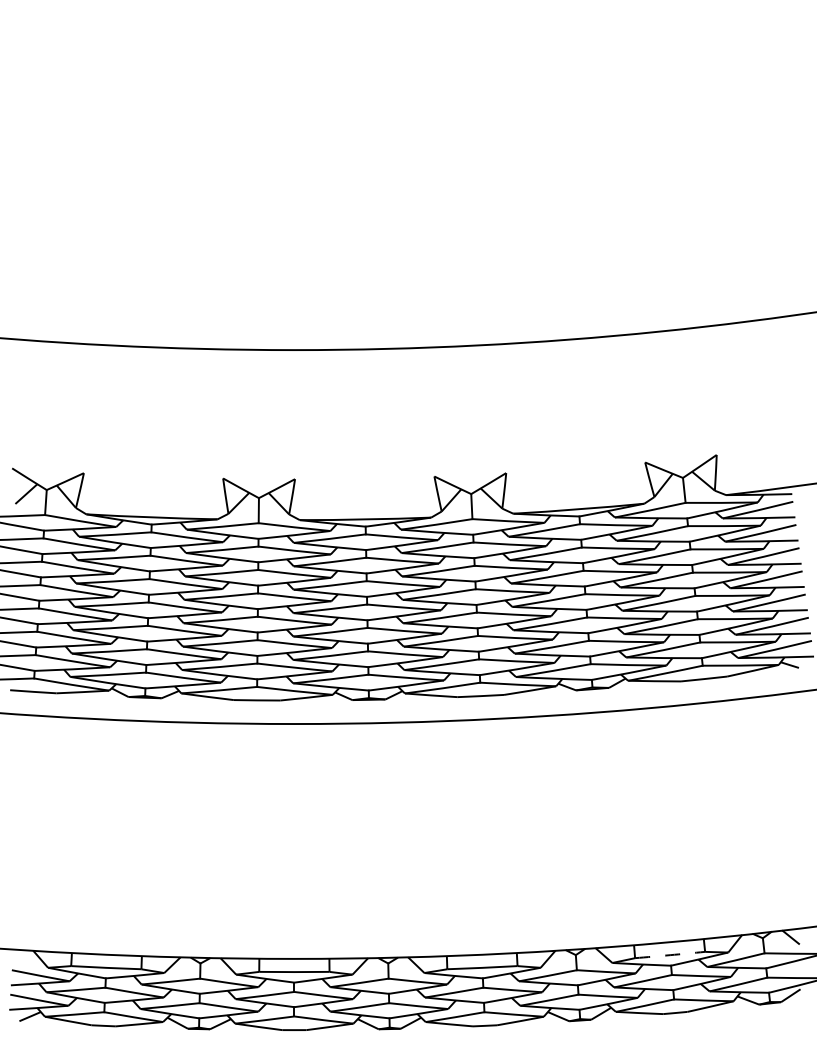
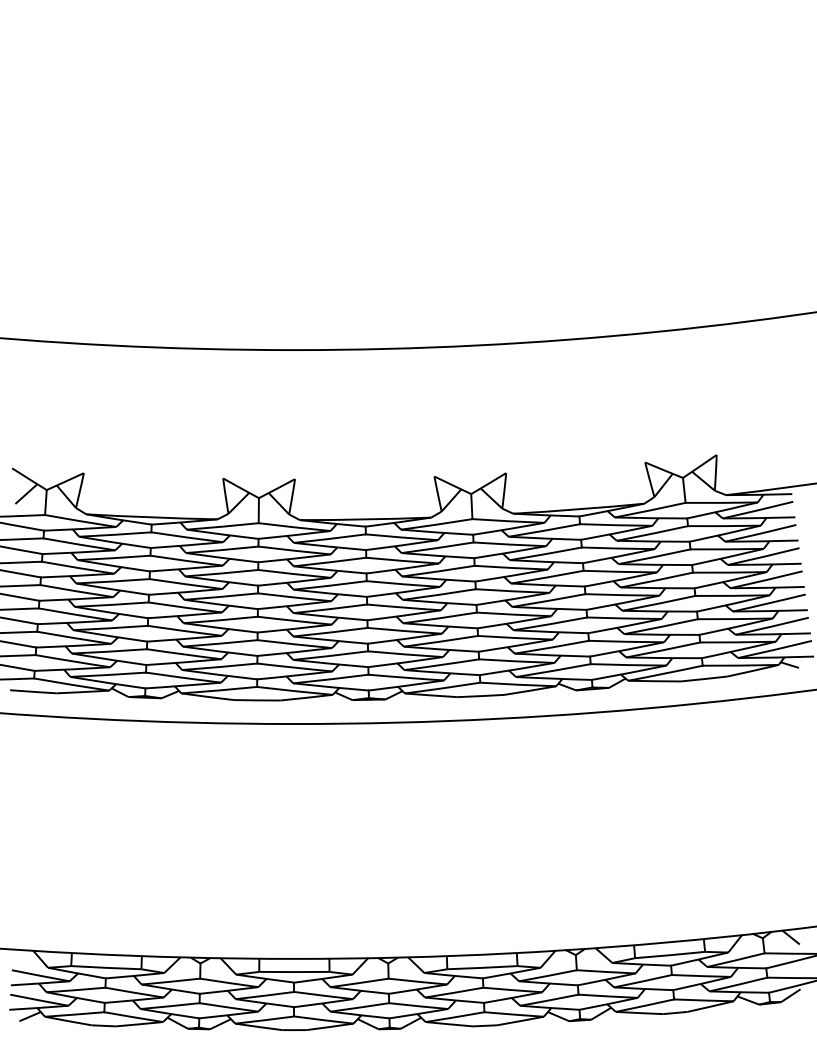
arc: dashed -> solid (670, 955)
